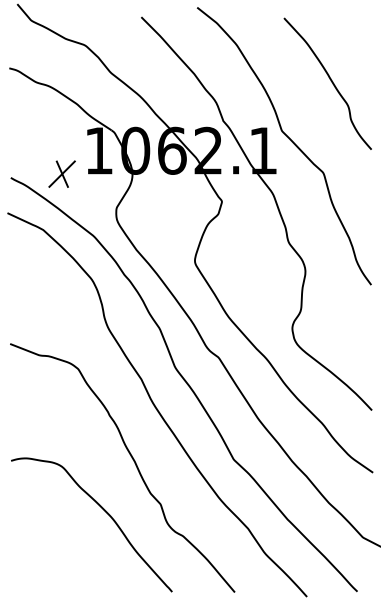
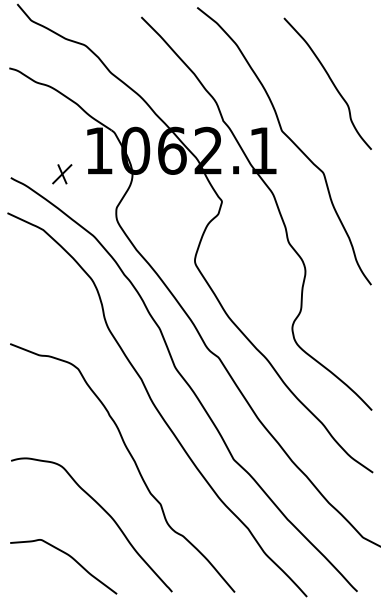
part size: 28x28 px -> 21x21 px (62, 174)
curve: none -> present (68, 556)
